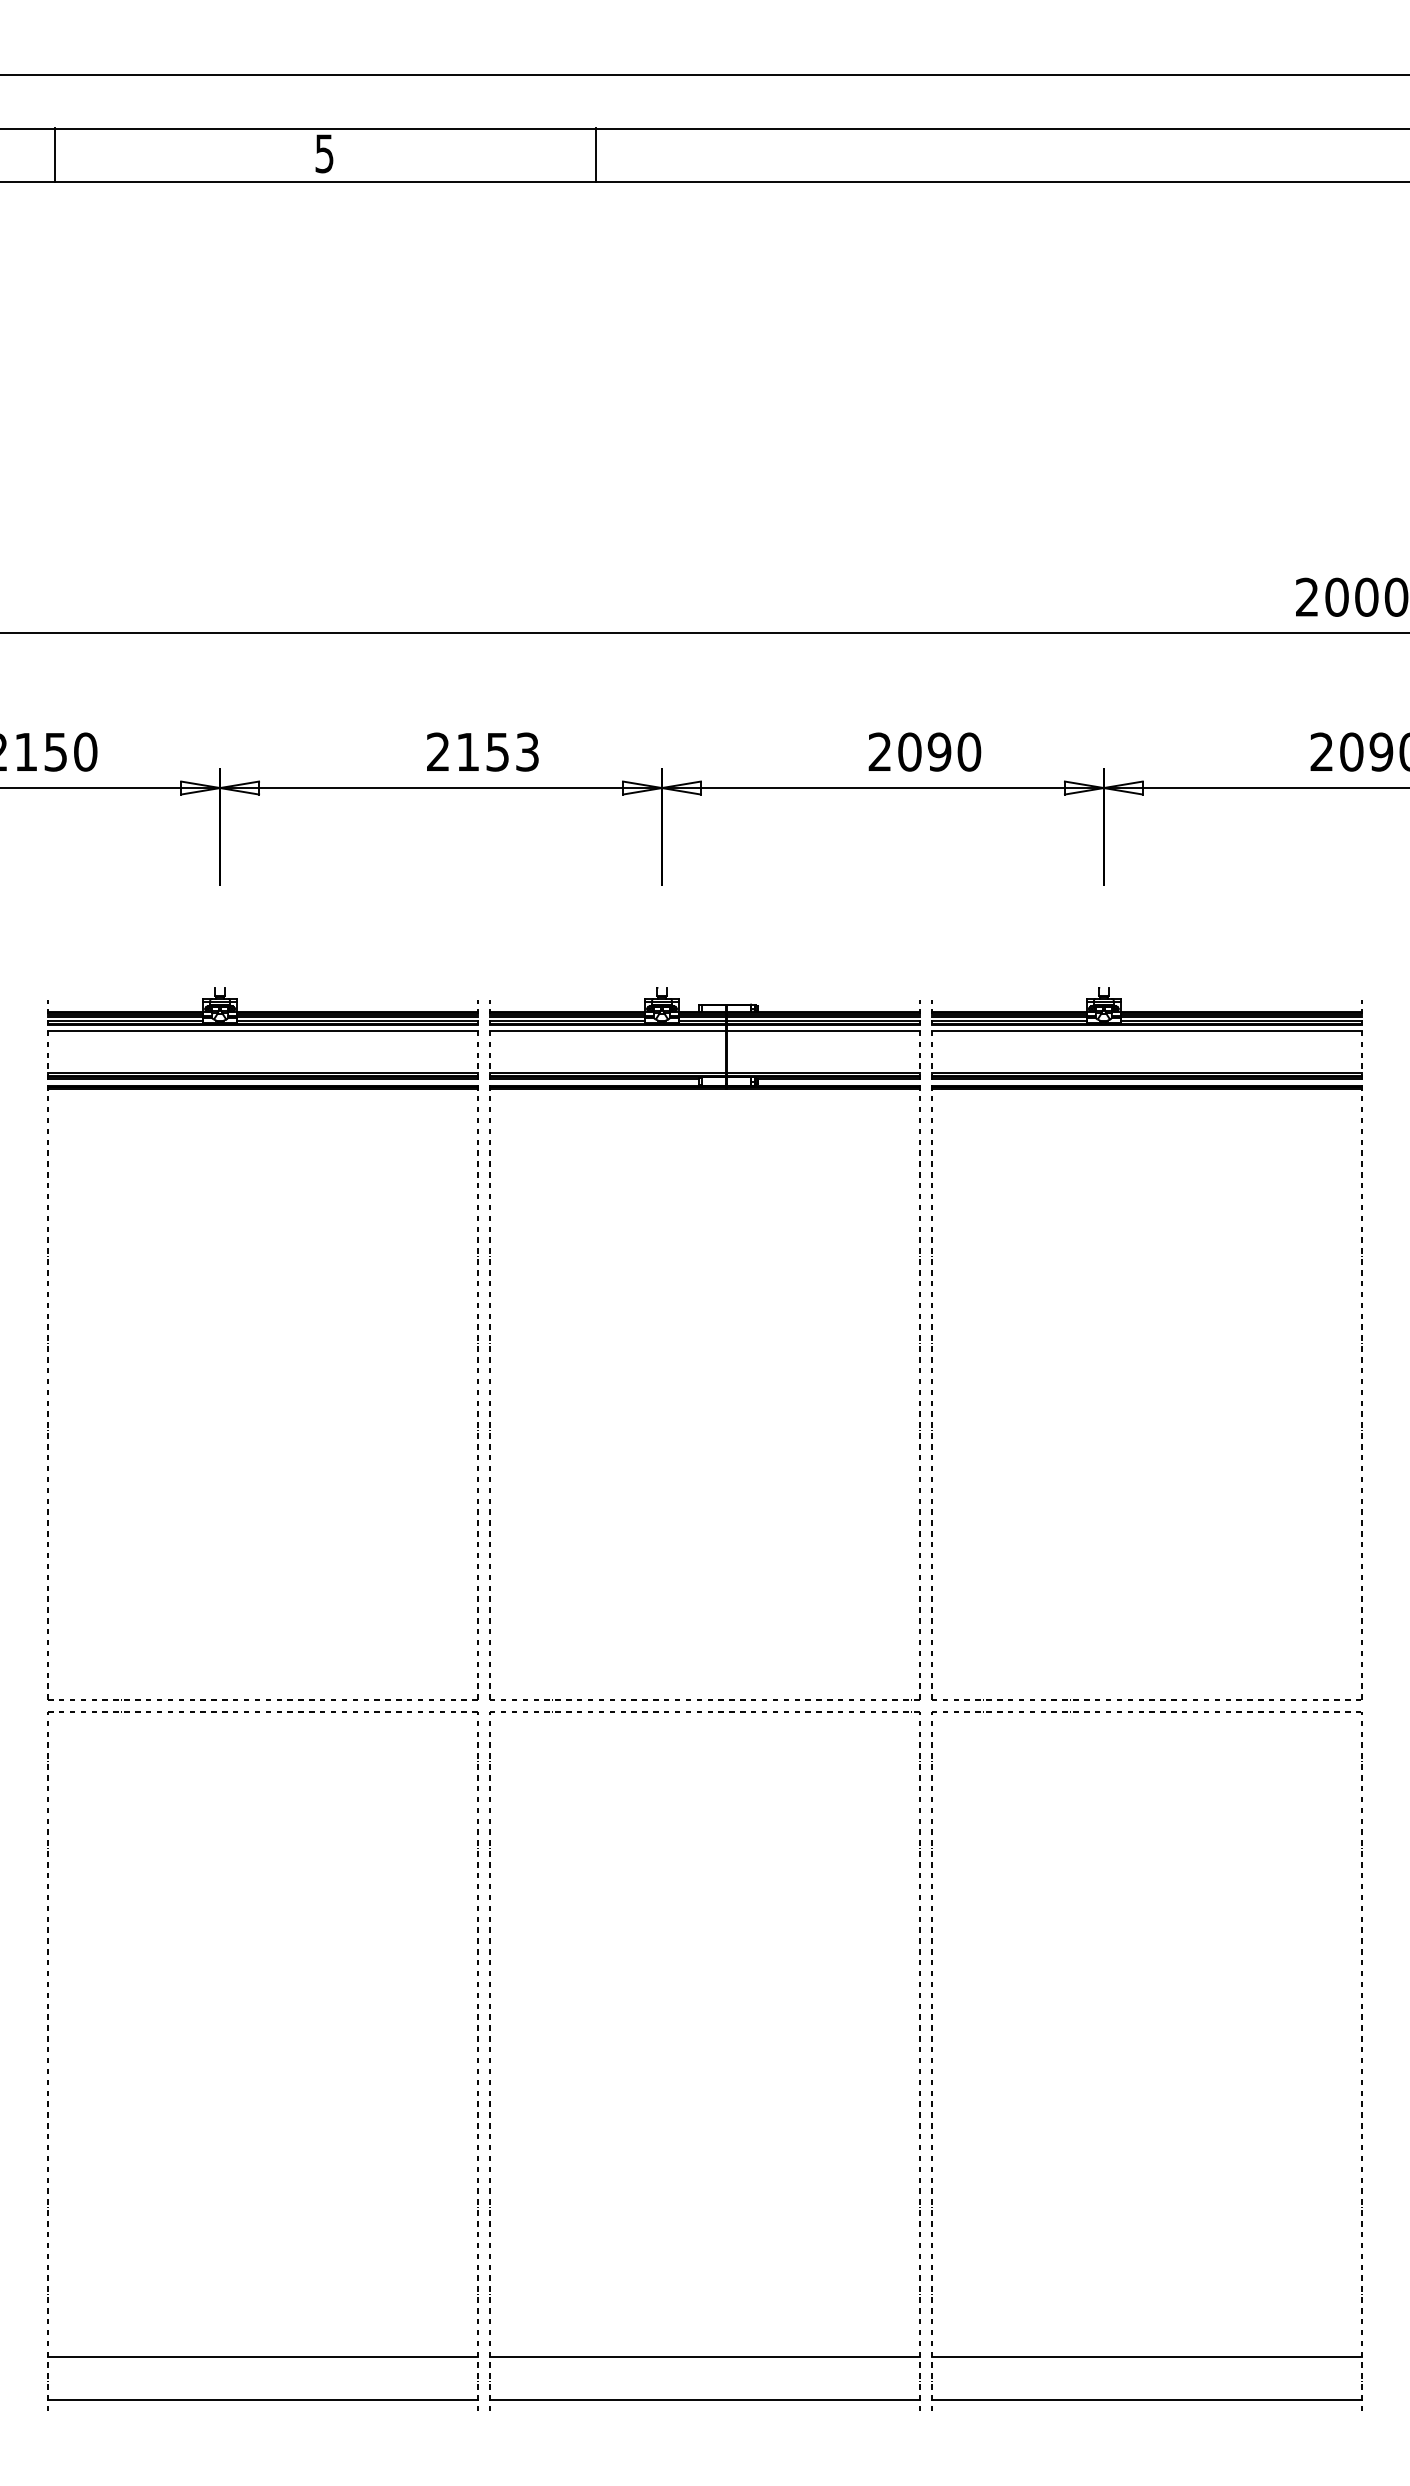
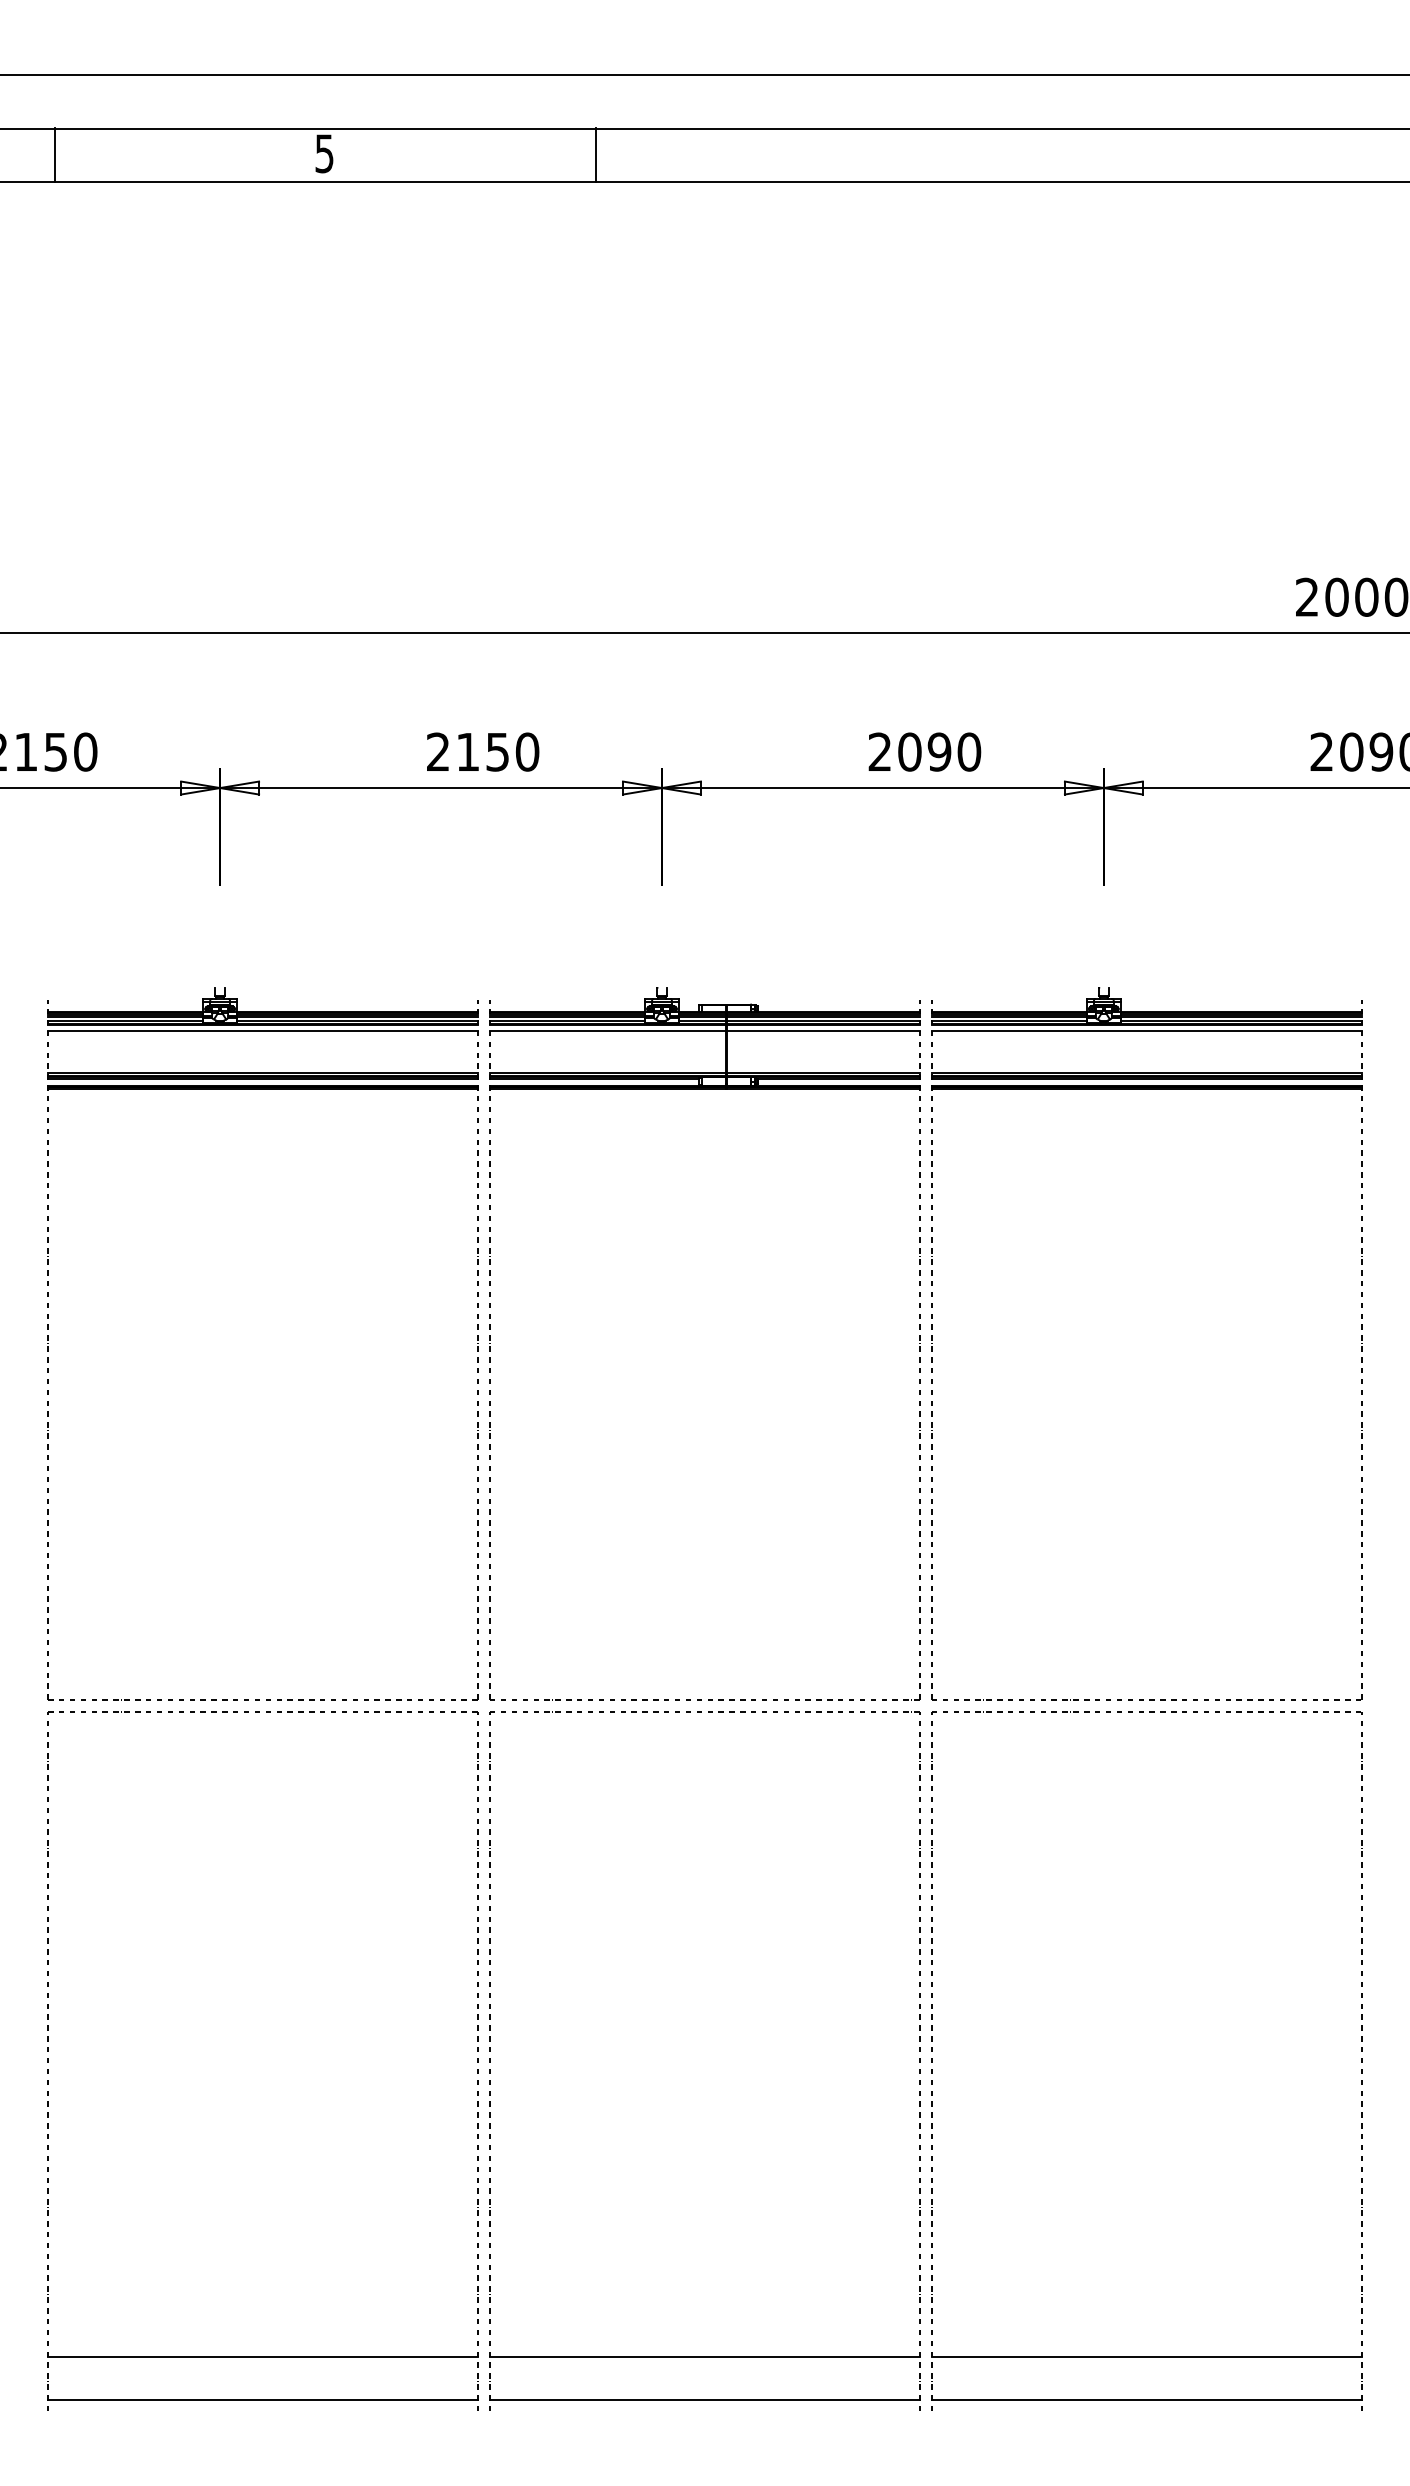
text: 2153 -> 2150 (527, 751)
